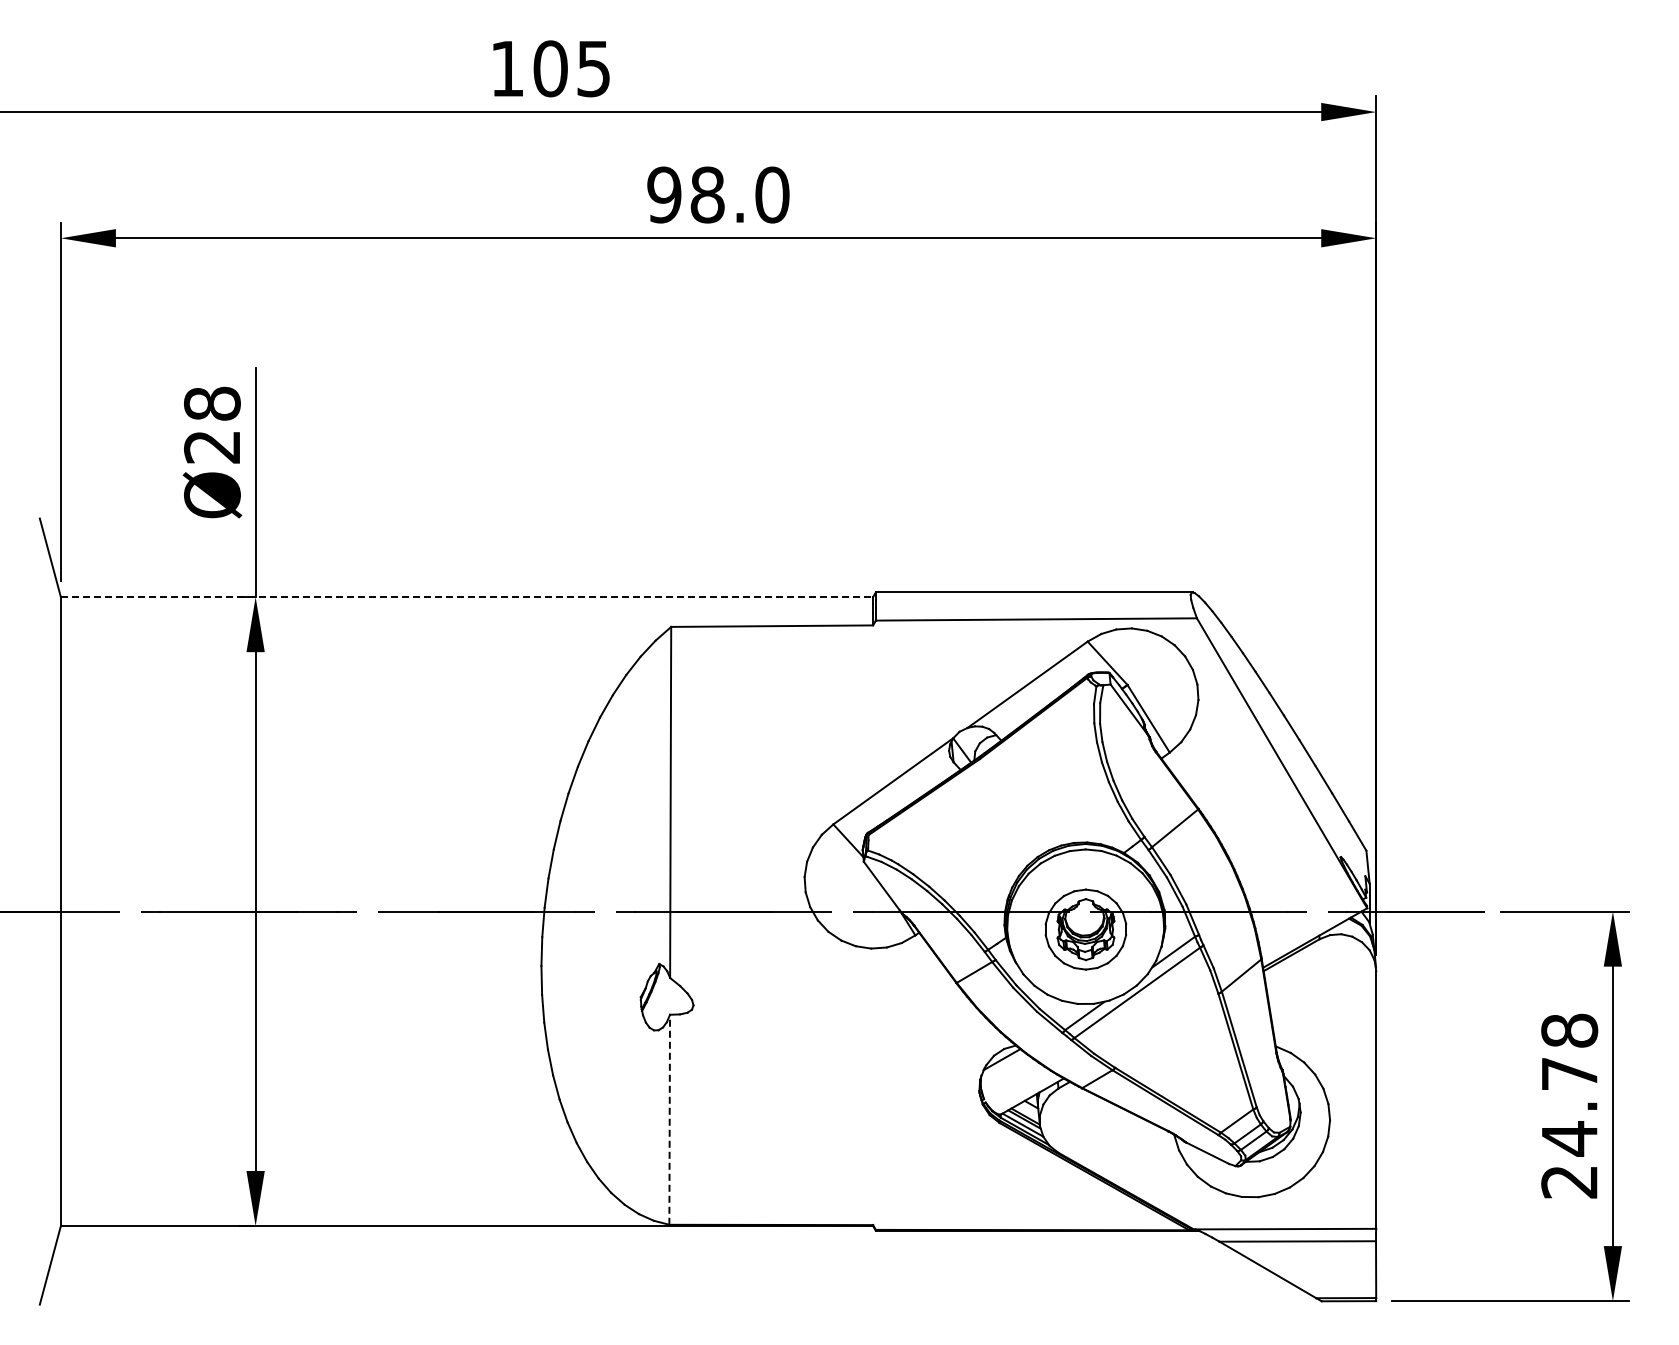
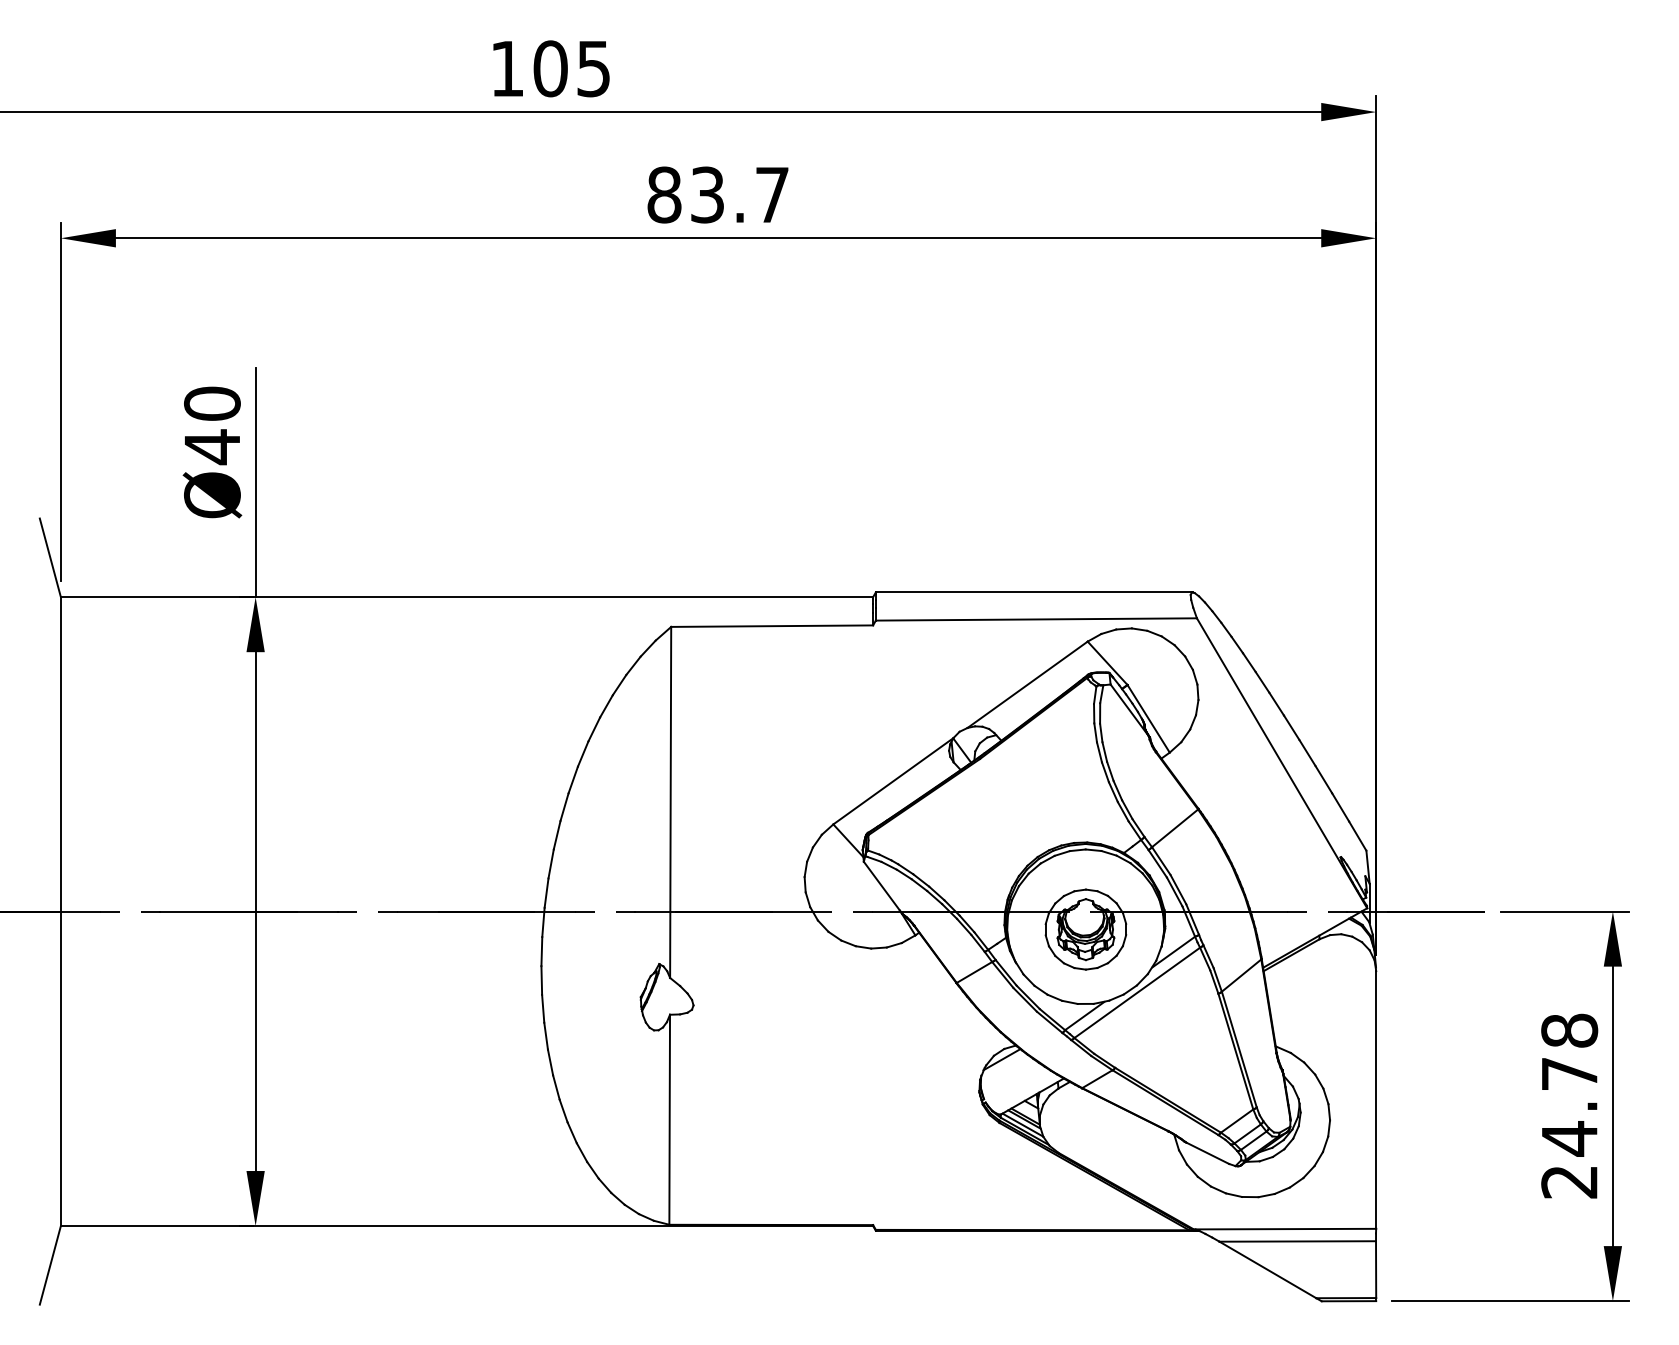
text: 98.0 -> 83.7 (718, 194)
text: Ø28 -> Ø40 (212, 425)
line: dashed -> solid (467, 597)
line: dashed -> solid (669, 1119)
